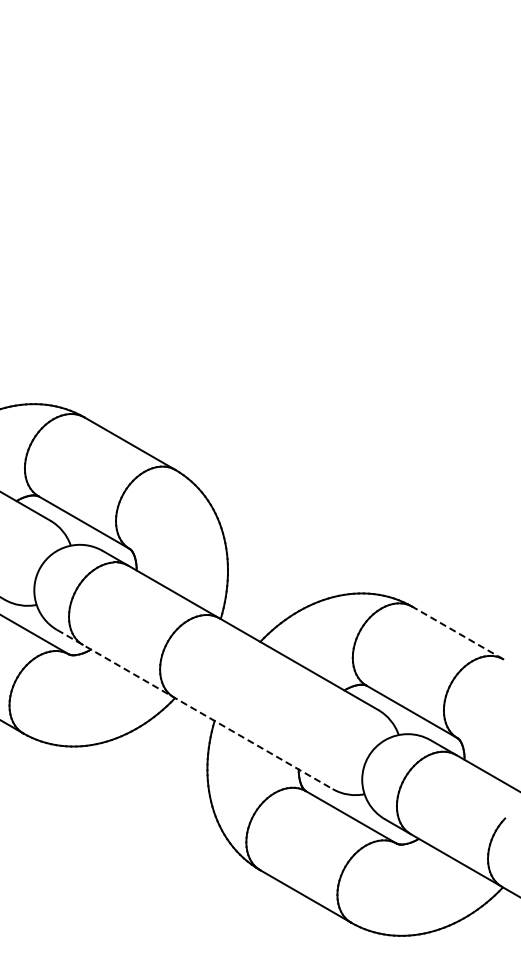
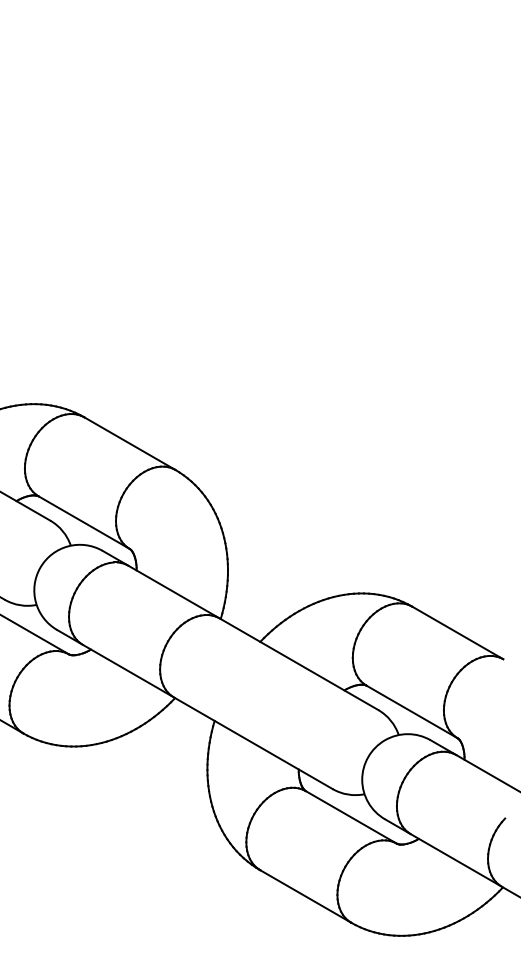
line: dashed -> solid (457, 632)
line: dashed -> solid (195, 709)
